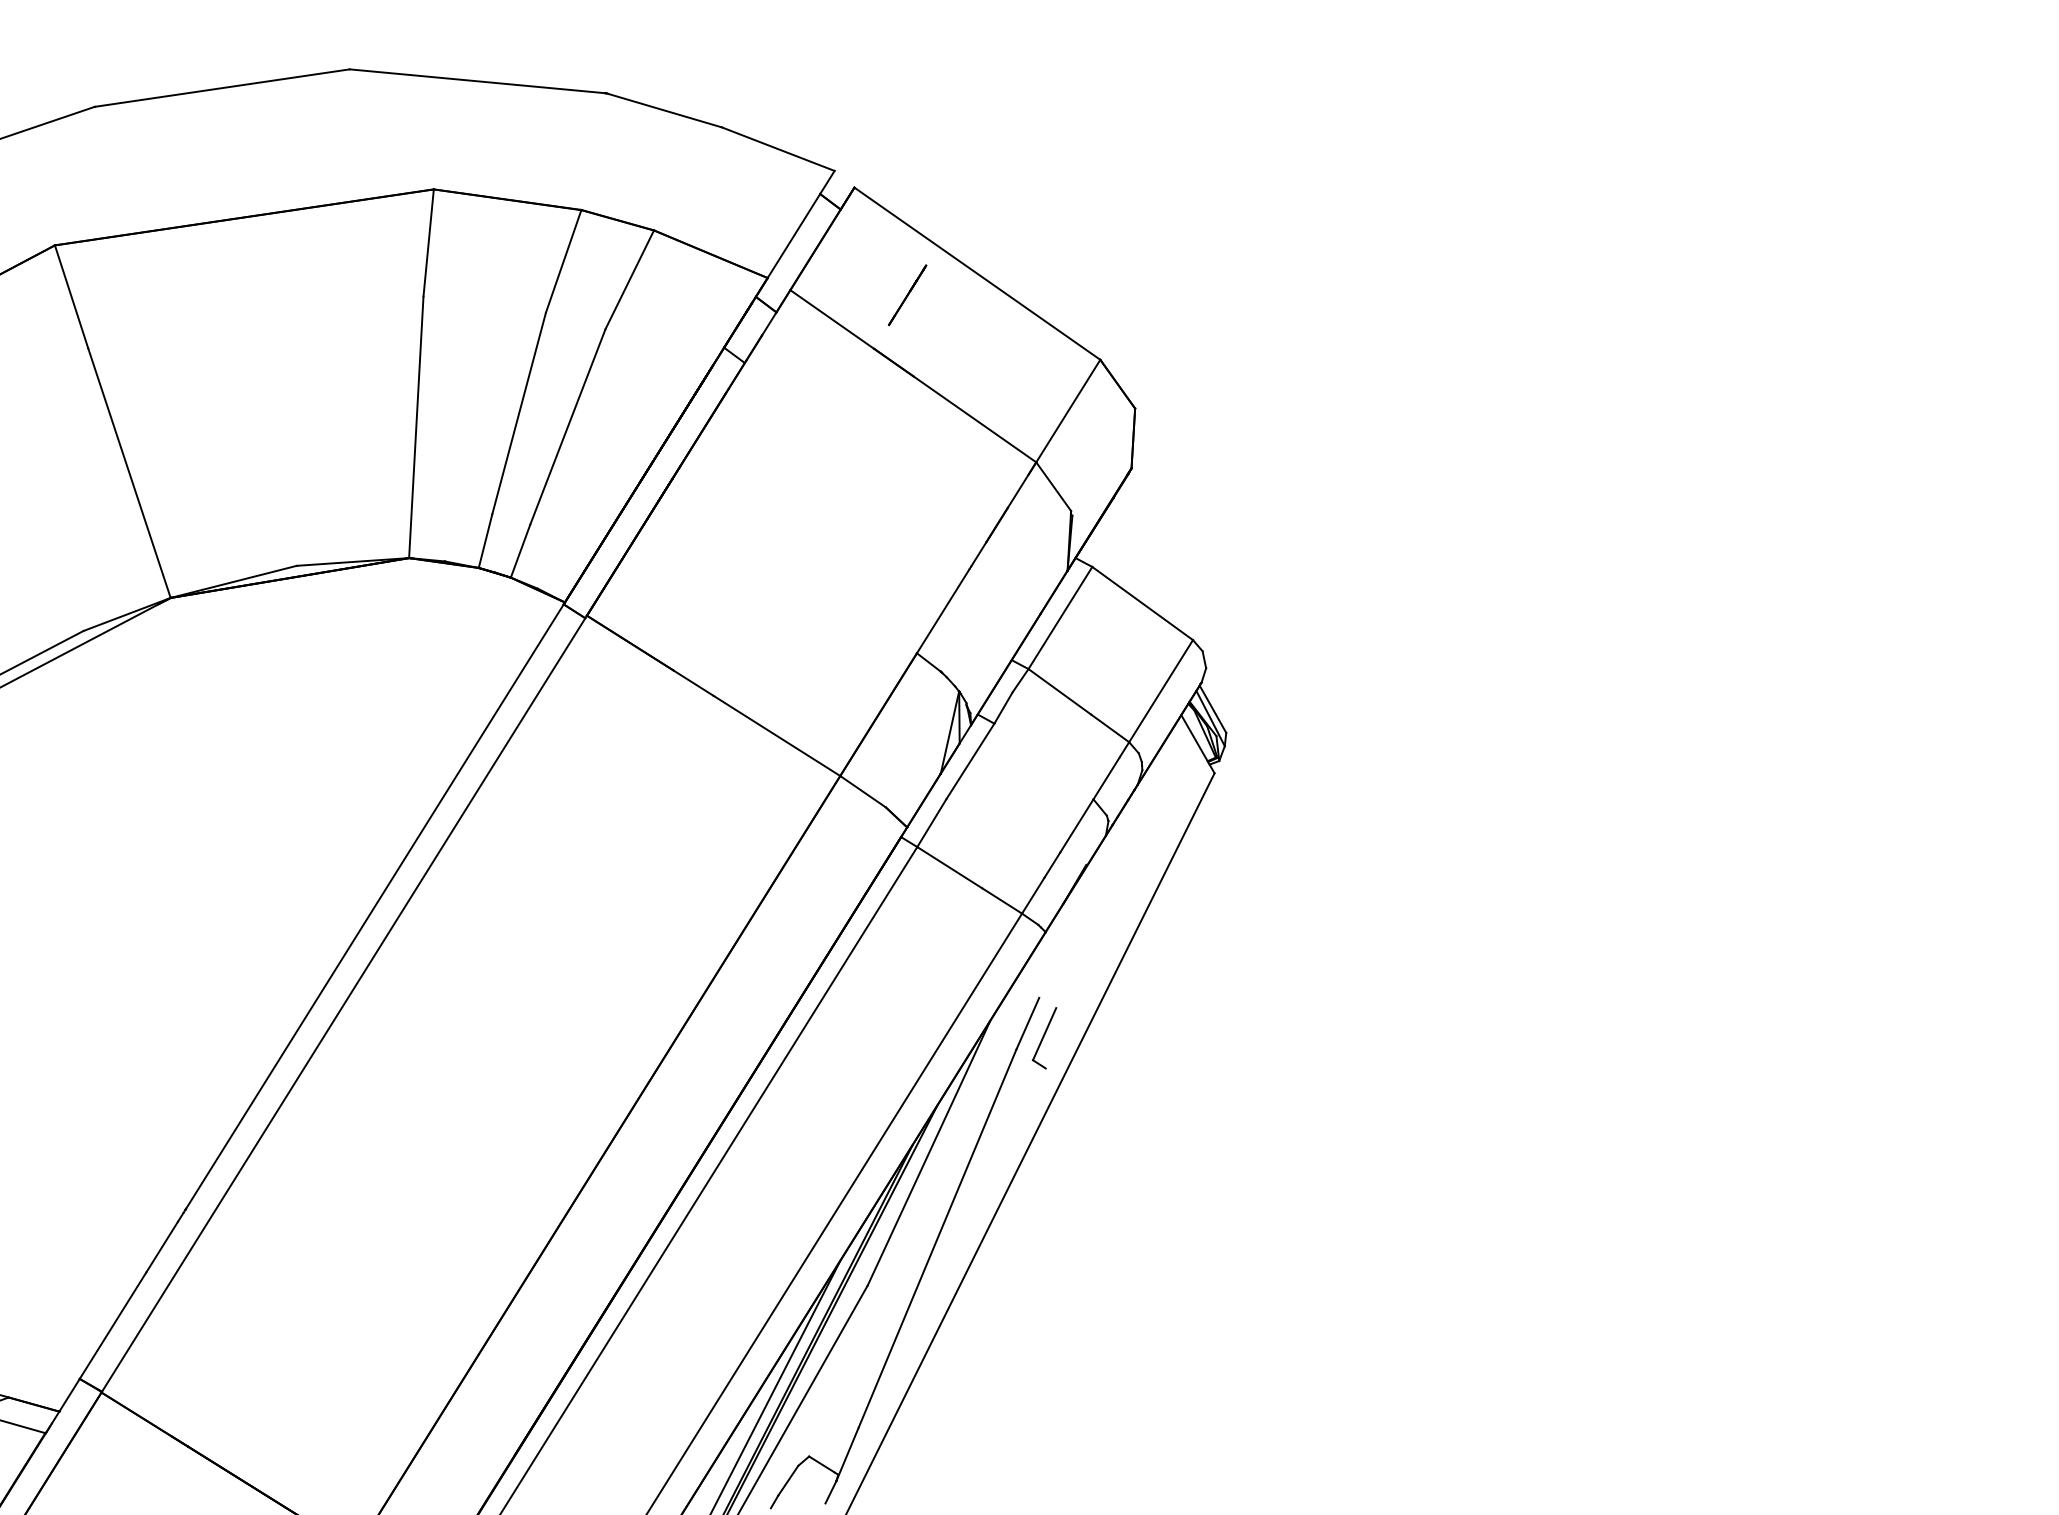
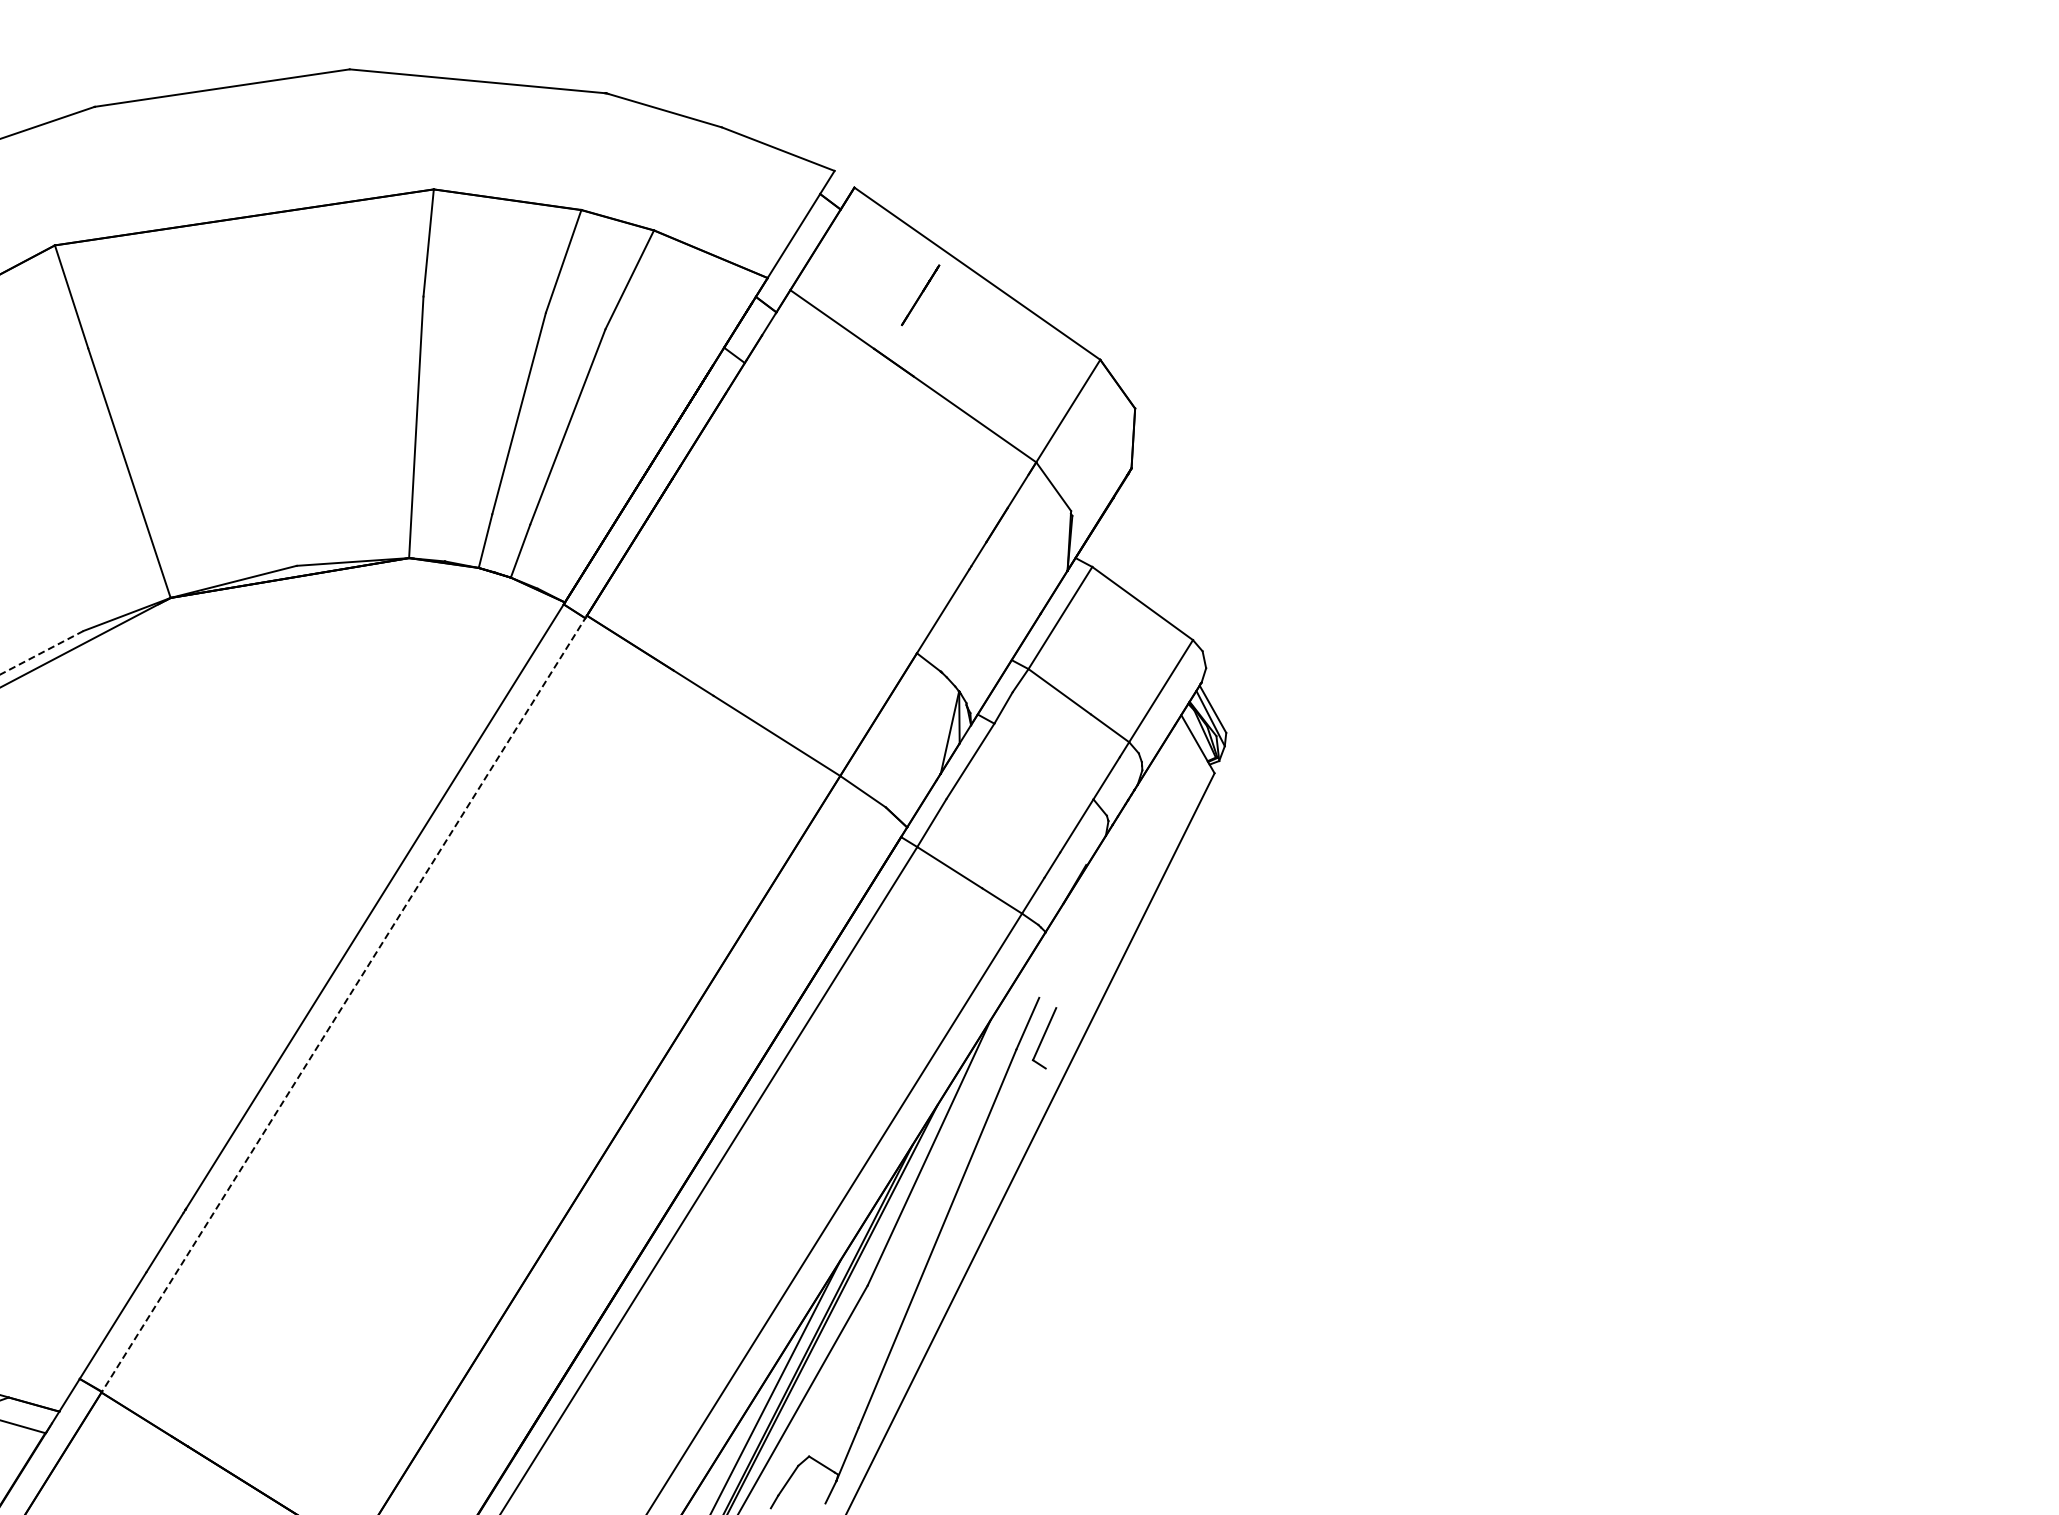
line position: (907, 295) -> (920, 295) (920, 295)
line: solid -> dashed (41, 652)
line: solid -> dashed (343, 1004)
